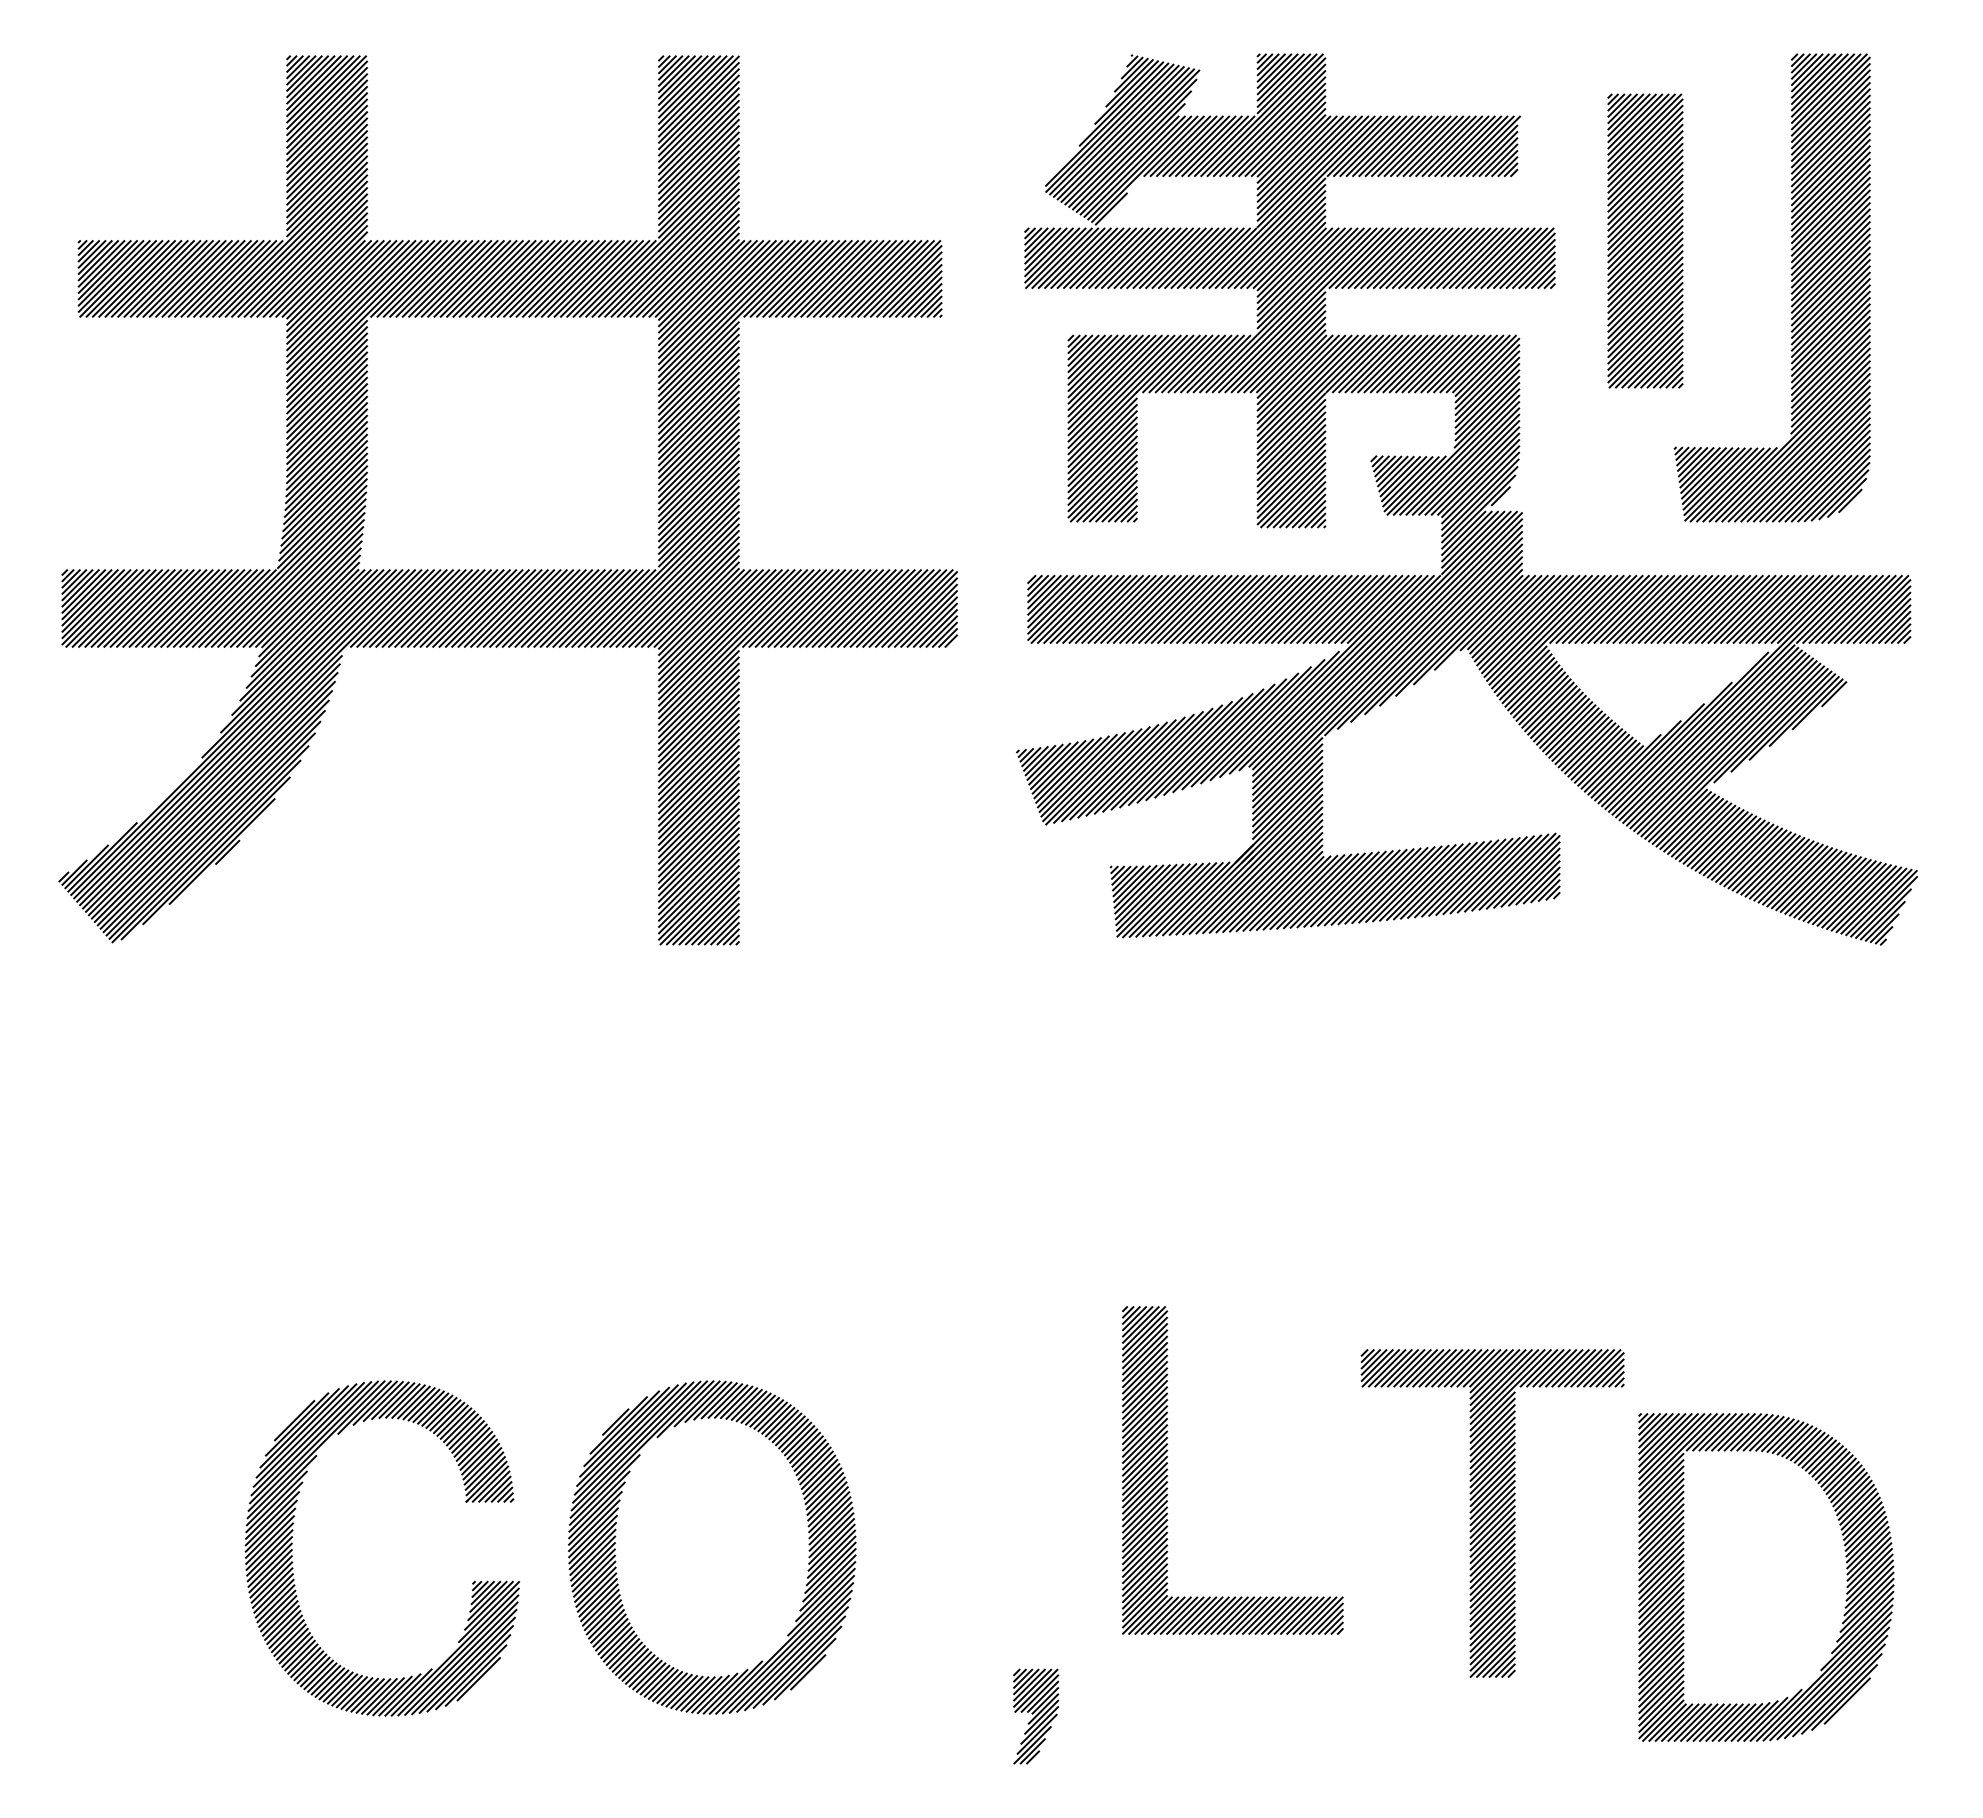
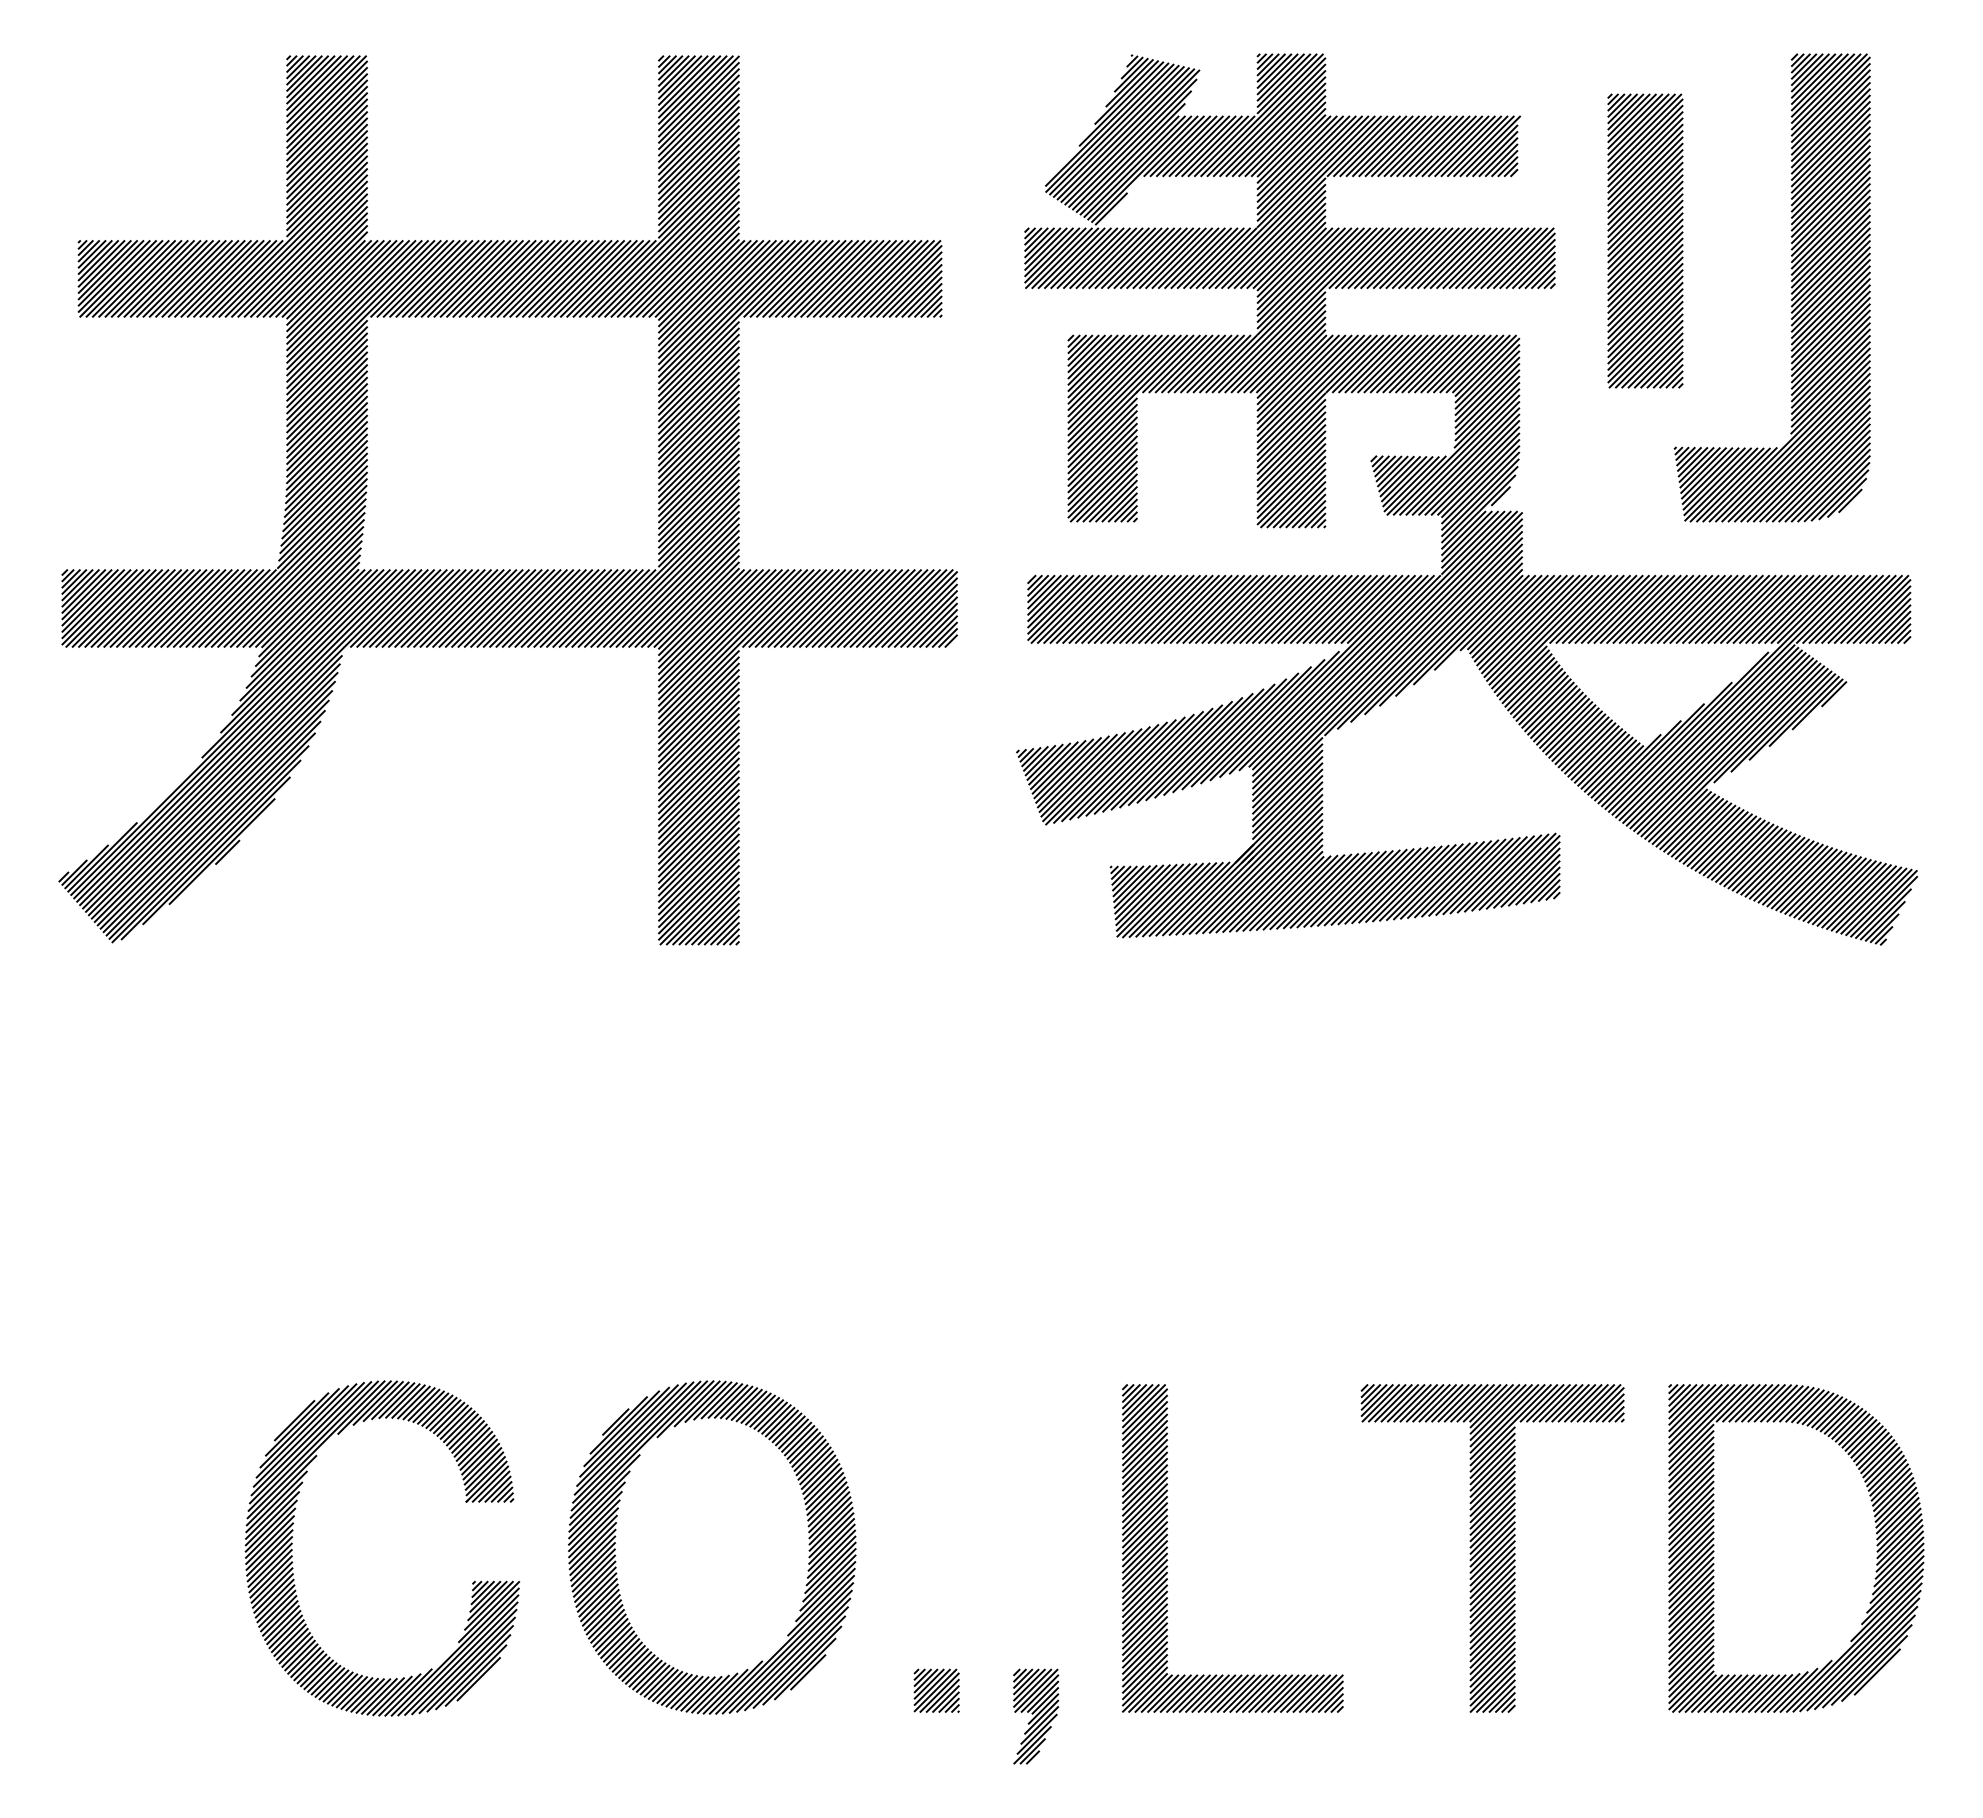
part position: (1168, 1469) -> (1168, 1547) (1168, 1547)
part position: (1492, 1513) -> (1492, 1548) (1492, 1548)
part position: (1846, 1574) -> (1876, 1545) (1876, 1545)
part: none -> present (936, 1690)
